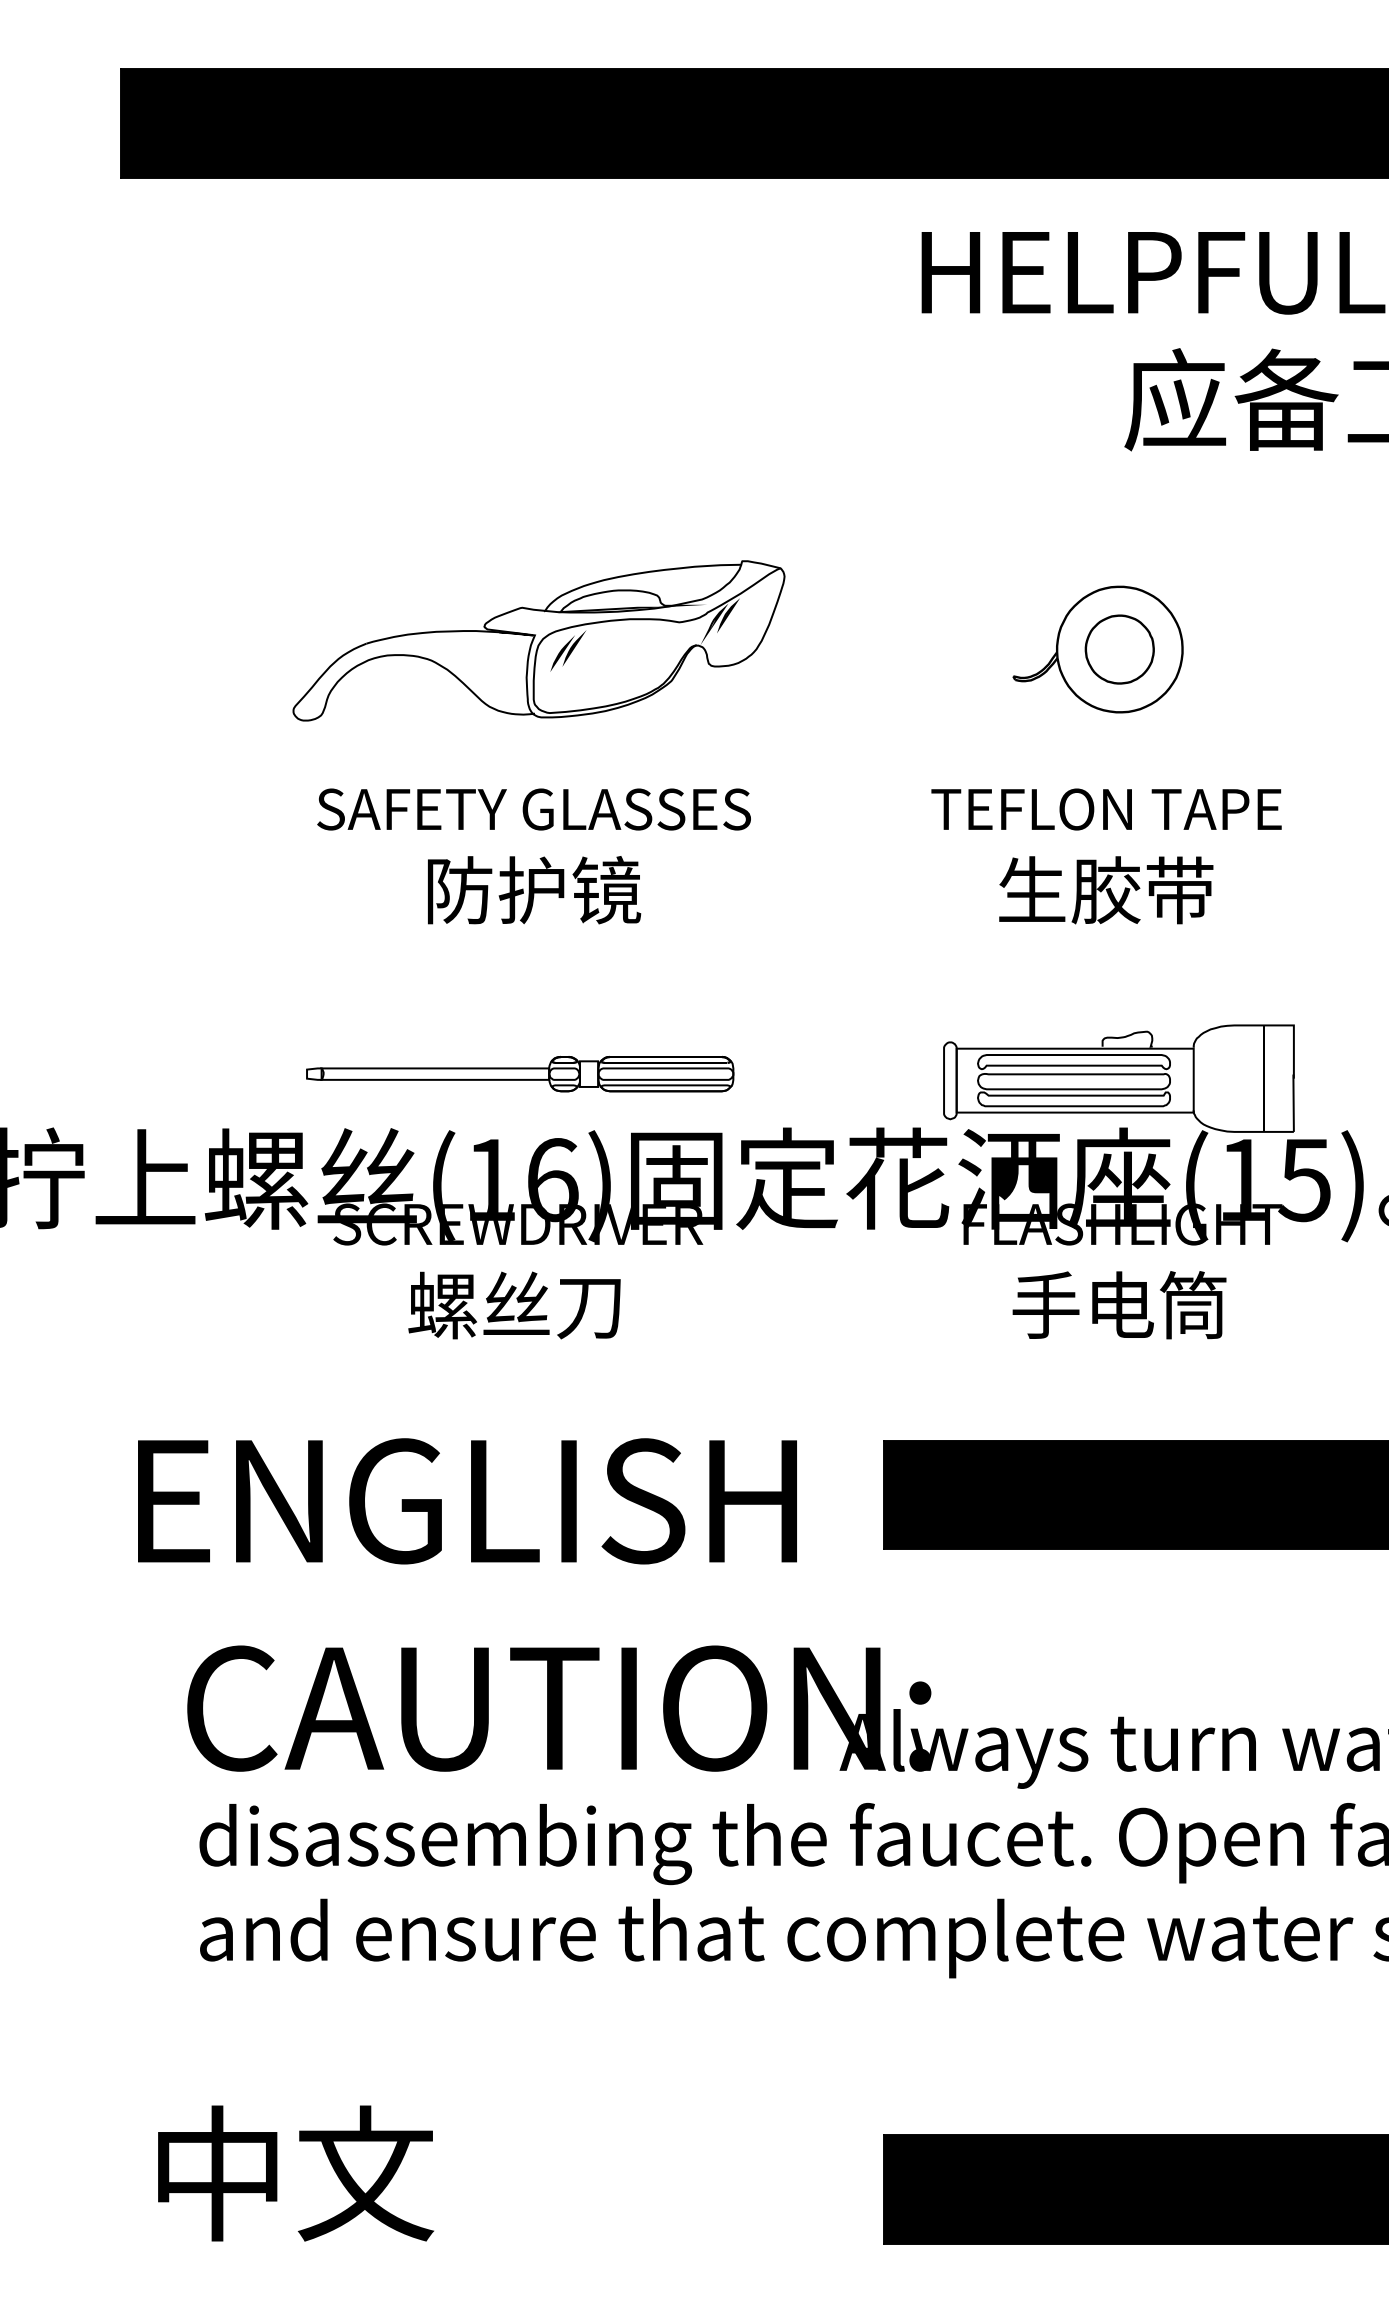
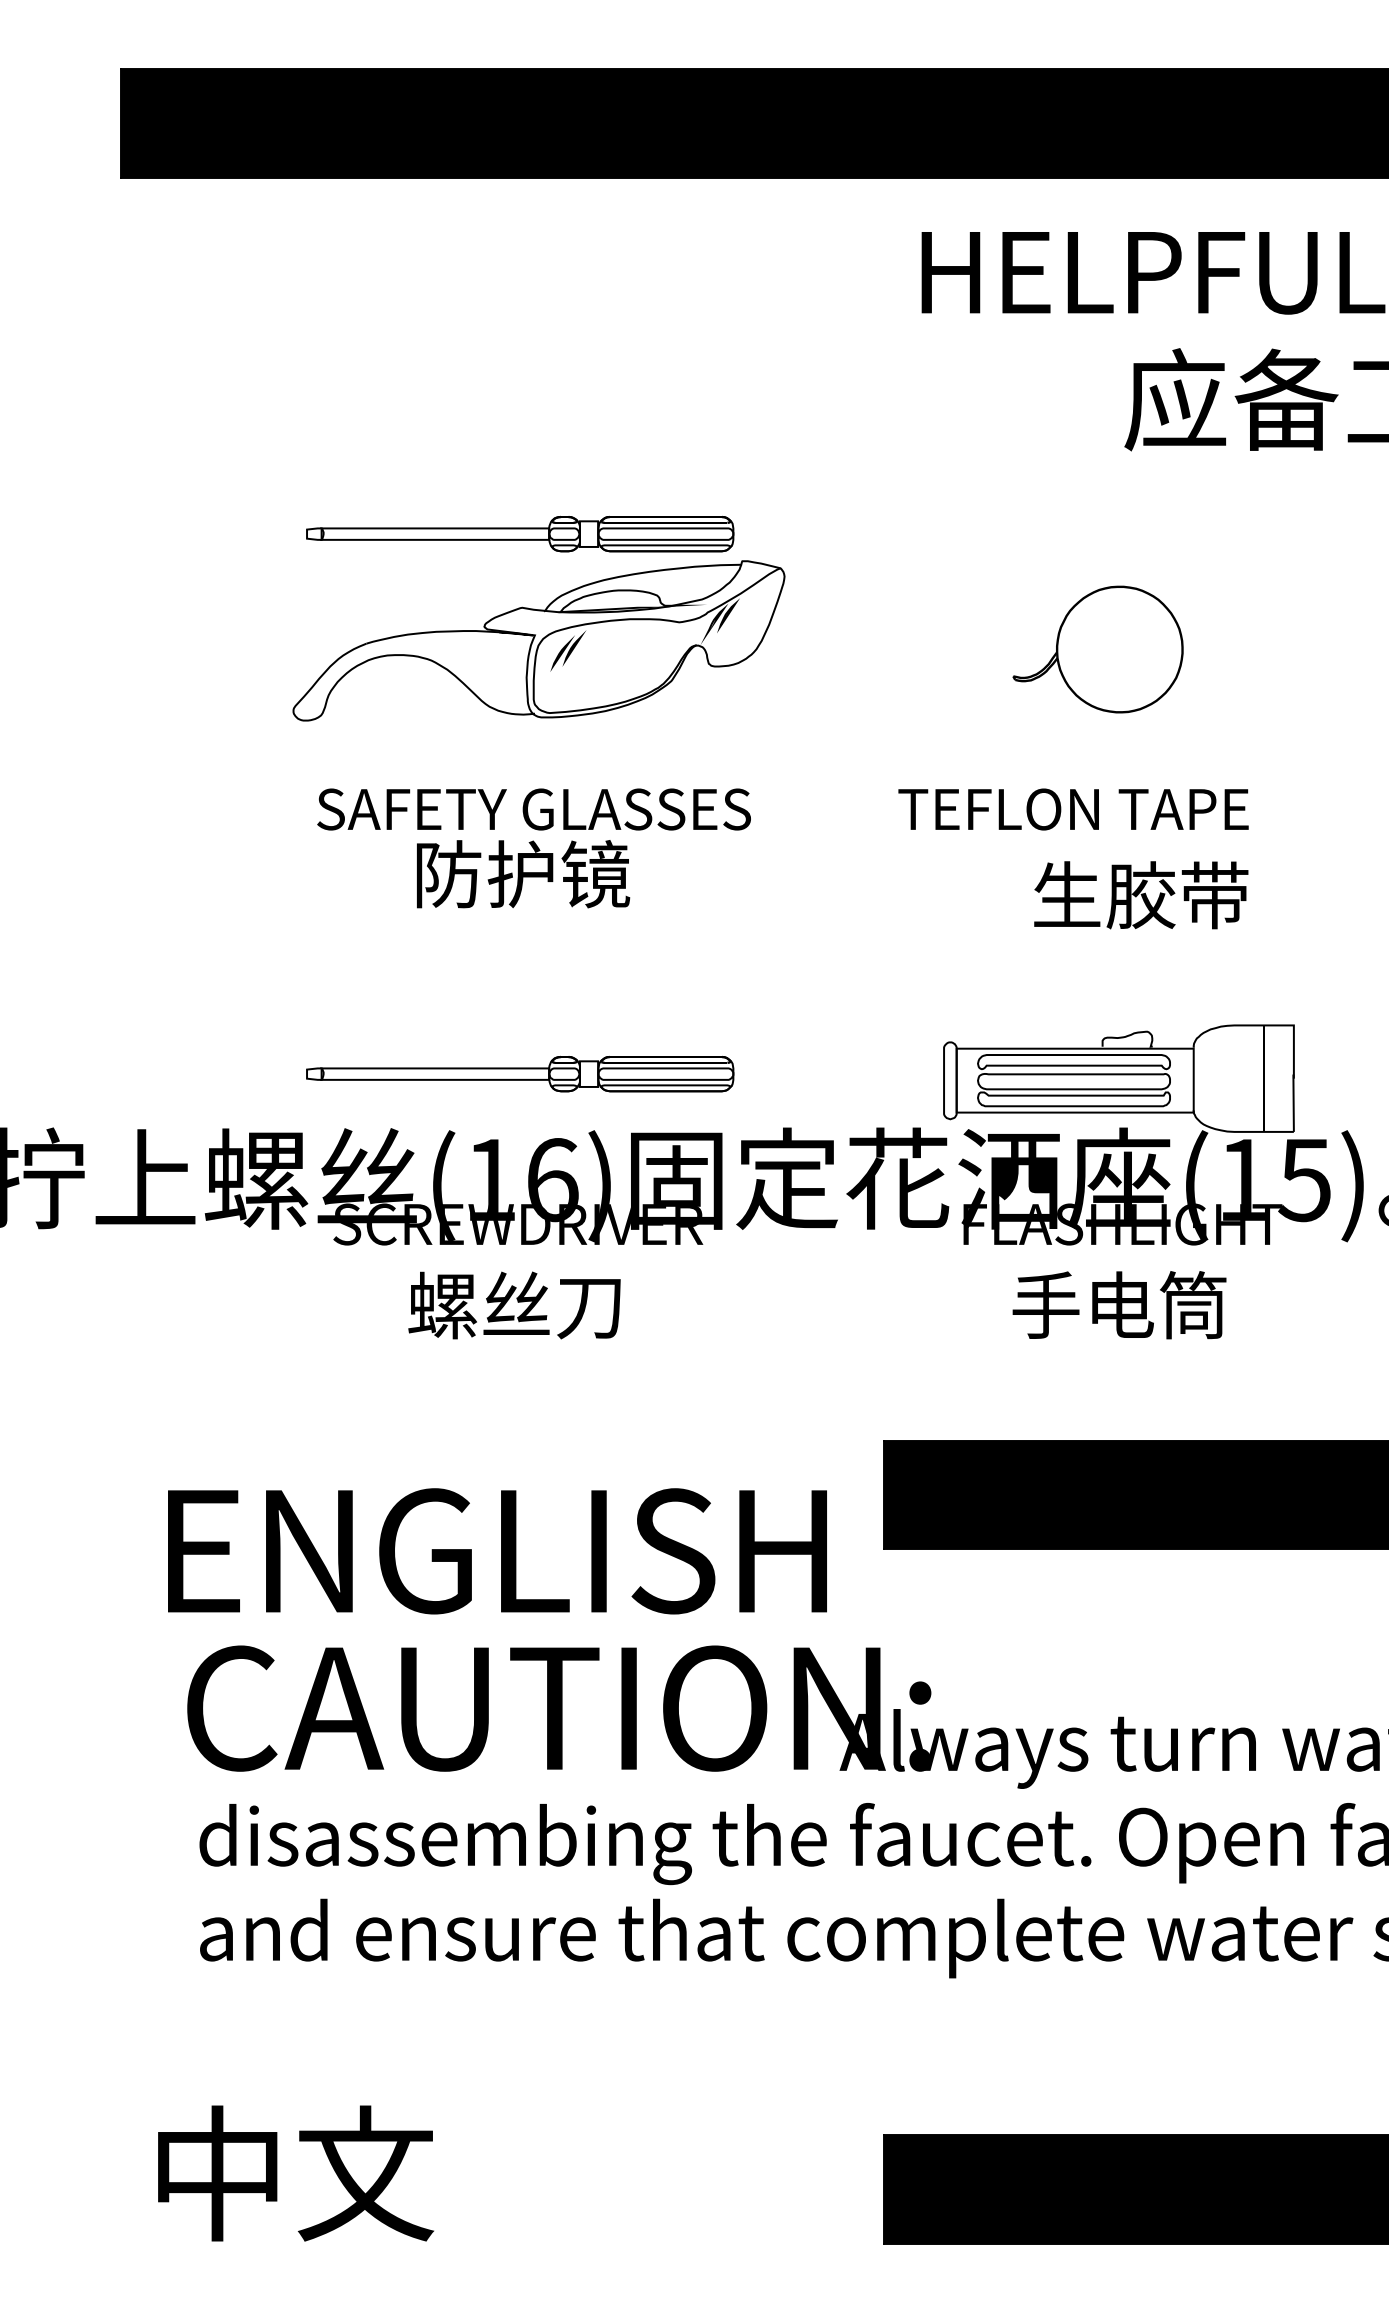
part: none -> present (520, 534)
part: present -> none (1119, 649)
text position: (1106, 809) -> (1073, 809) (1073, 809)
text position: (534, 890) -> (523, 874) (523, 874)
text position: (1106, 890) -> (1141, 895) (1141, 895)
text position: (467, 1501) -> (497, 1551) (497, 1551)
